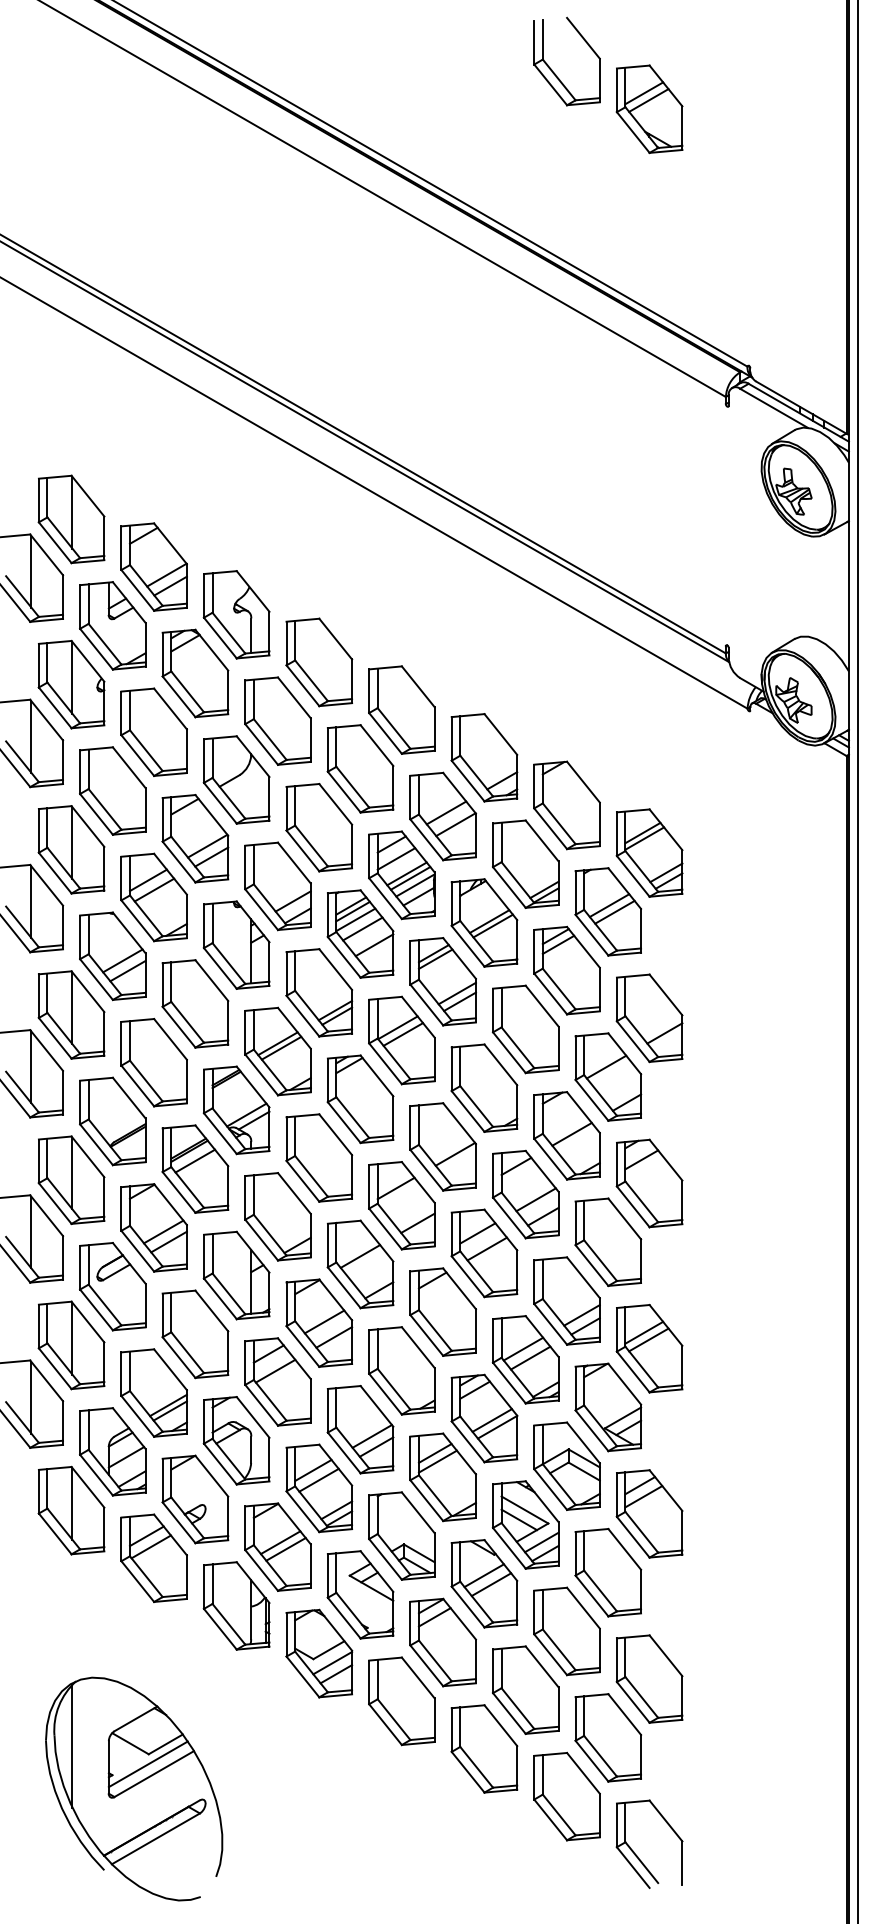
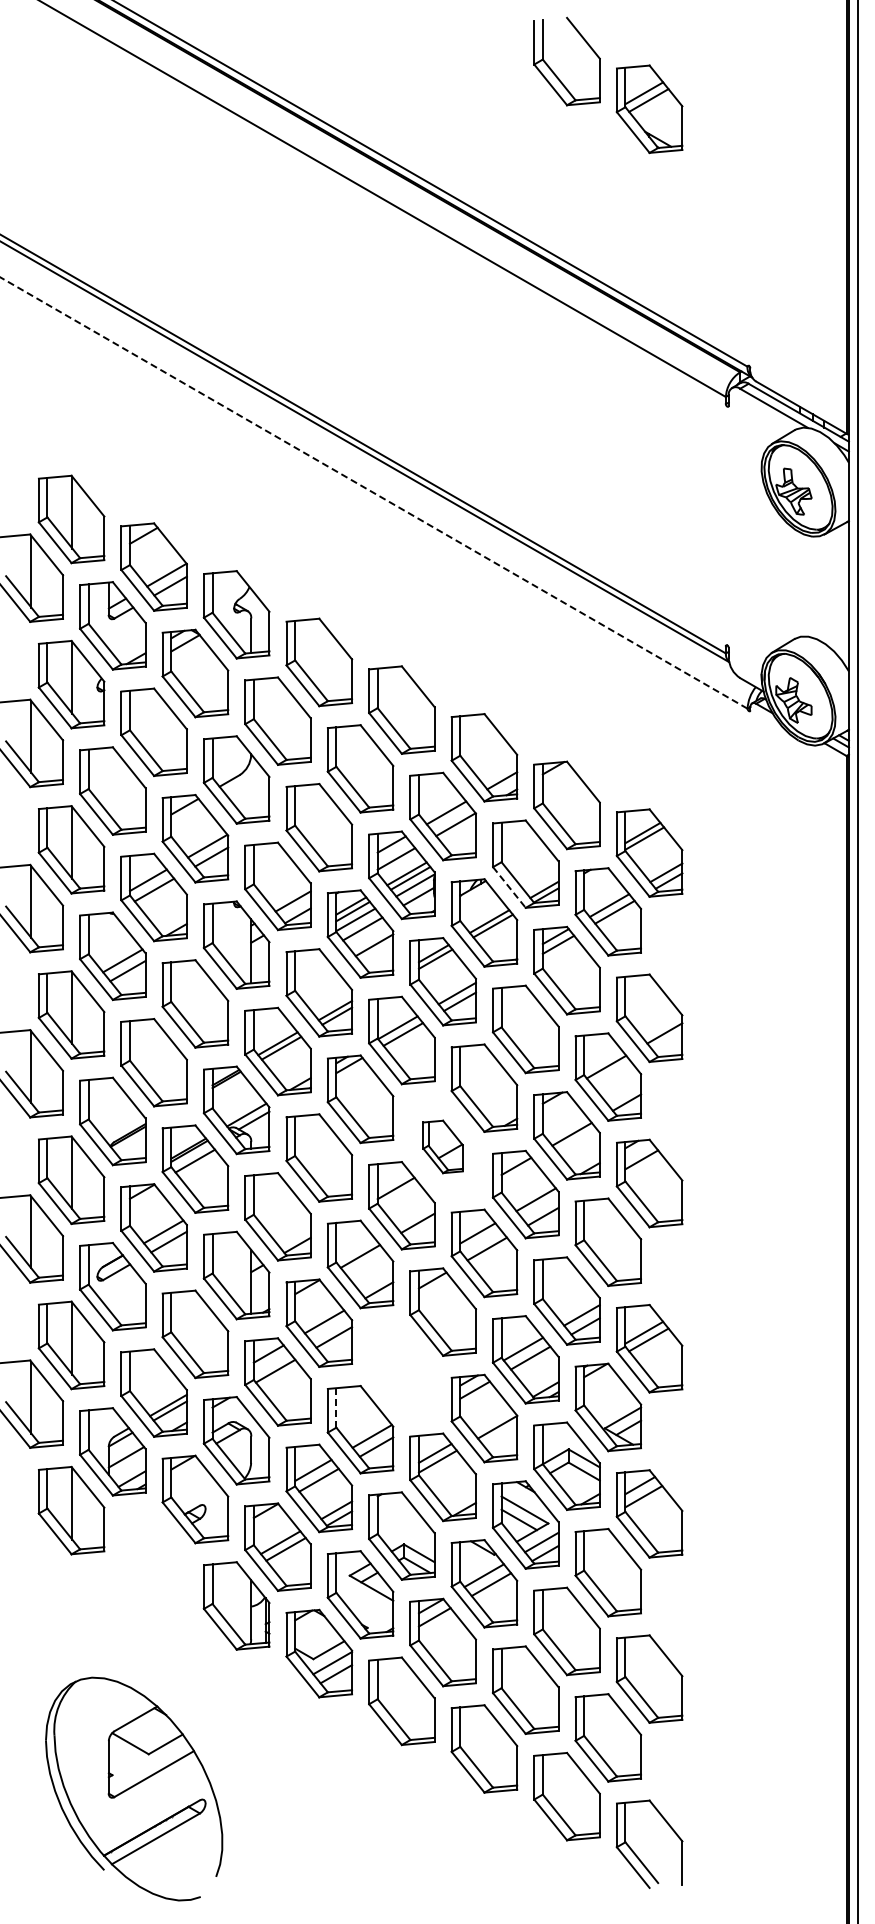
line: solid -> dashed (373, 492)
line: solid -> dashed (509, 887)
part size: 68x90 px -> 42x56 px (442, 1146)
part: present -> none (401, 1370)
line: solid -> dashed (336, 1407)
line: present -> none (491, 1420)
part: present -> none (153, 1557)
line: present -> none (72, 1745)
line: present -> none (147, 1764)
